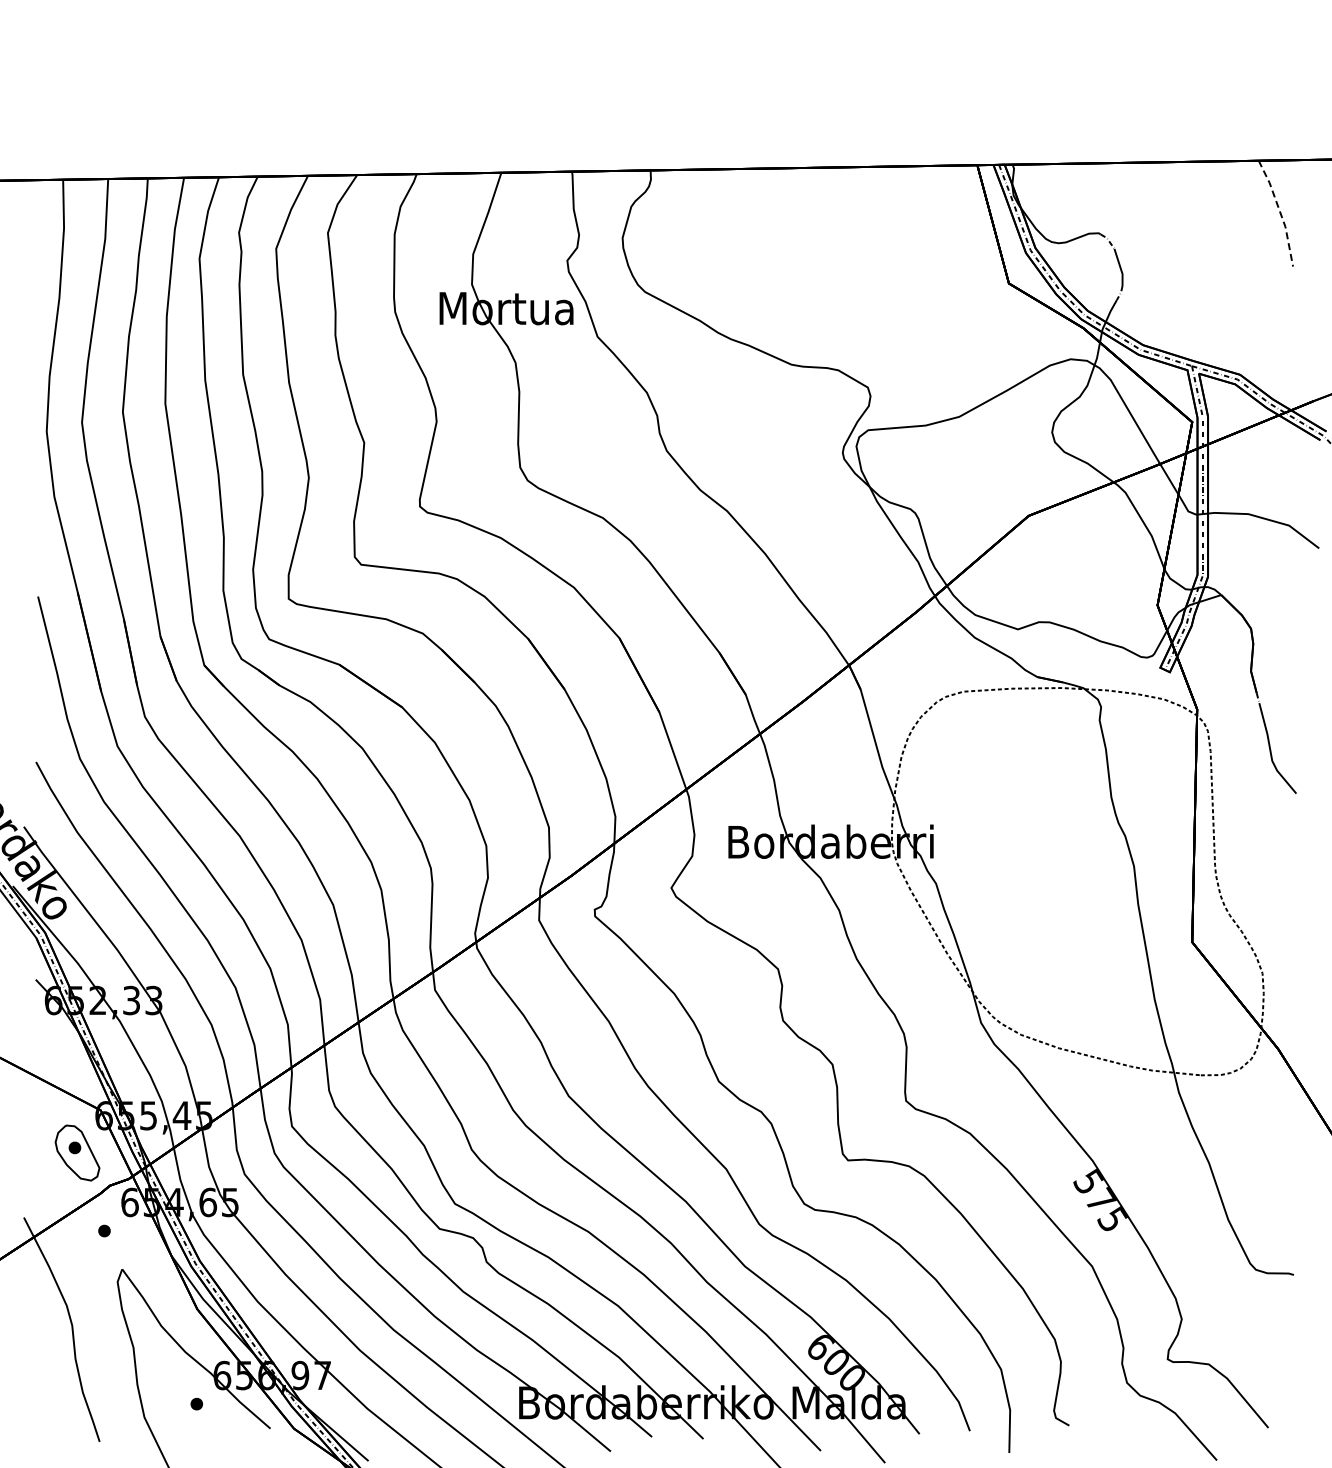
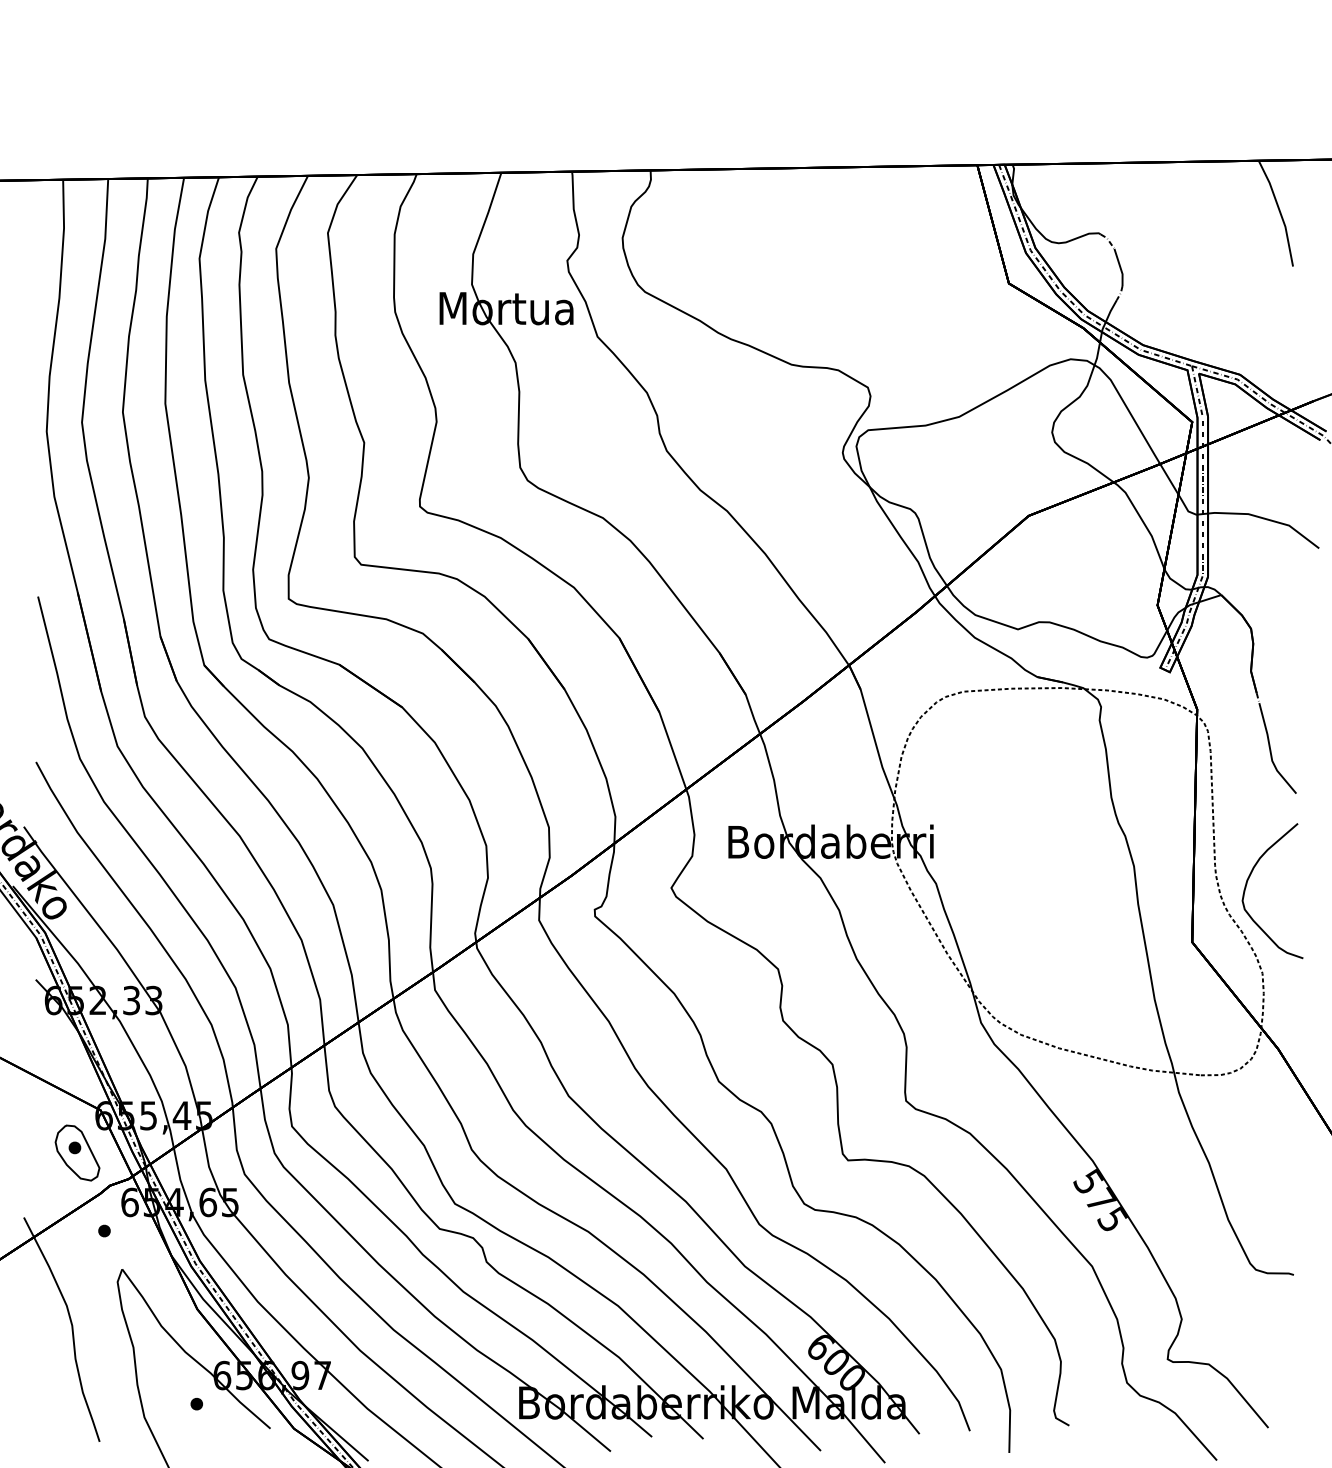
line: dashed -> solid (1280, 212)
curve: none -> present (1247, 884)
